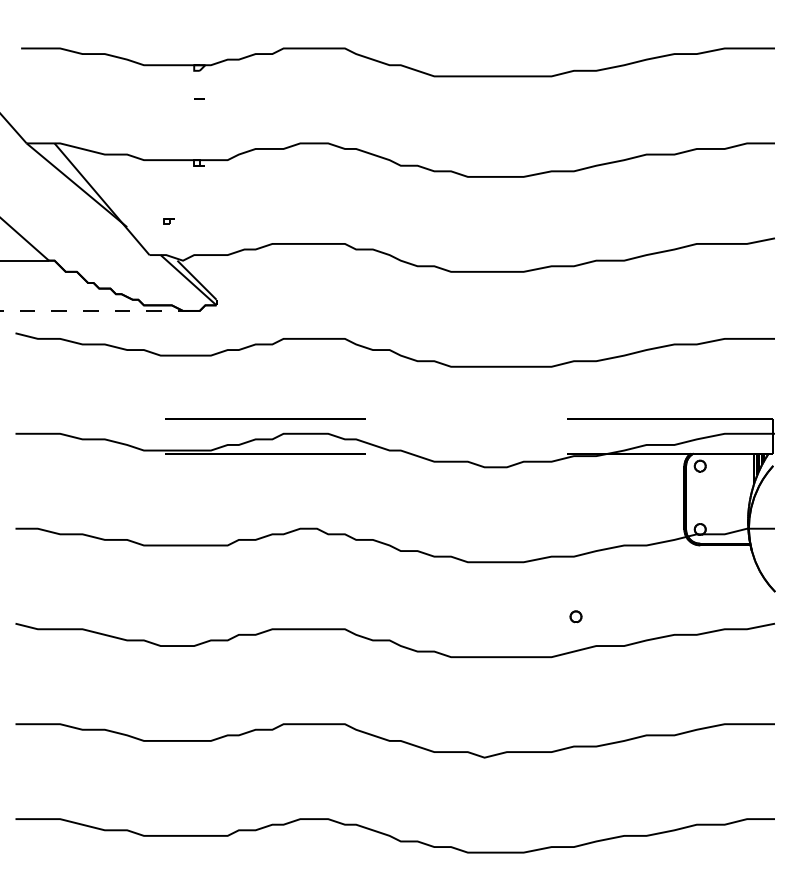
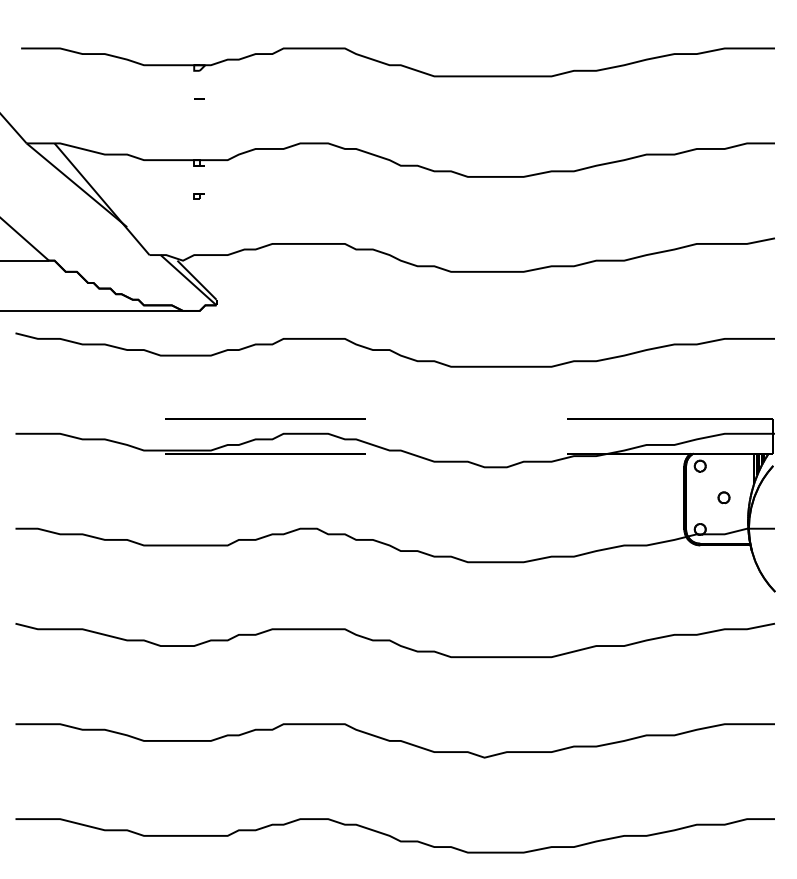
part position: (168, 221) -> (198, 196) (198, 196)
line: dashed -> solid (94, 310)
part position: (575, 616) -> (723, 497) (723, 497)
